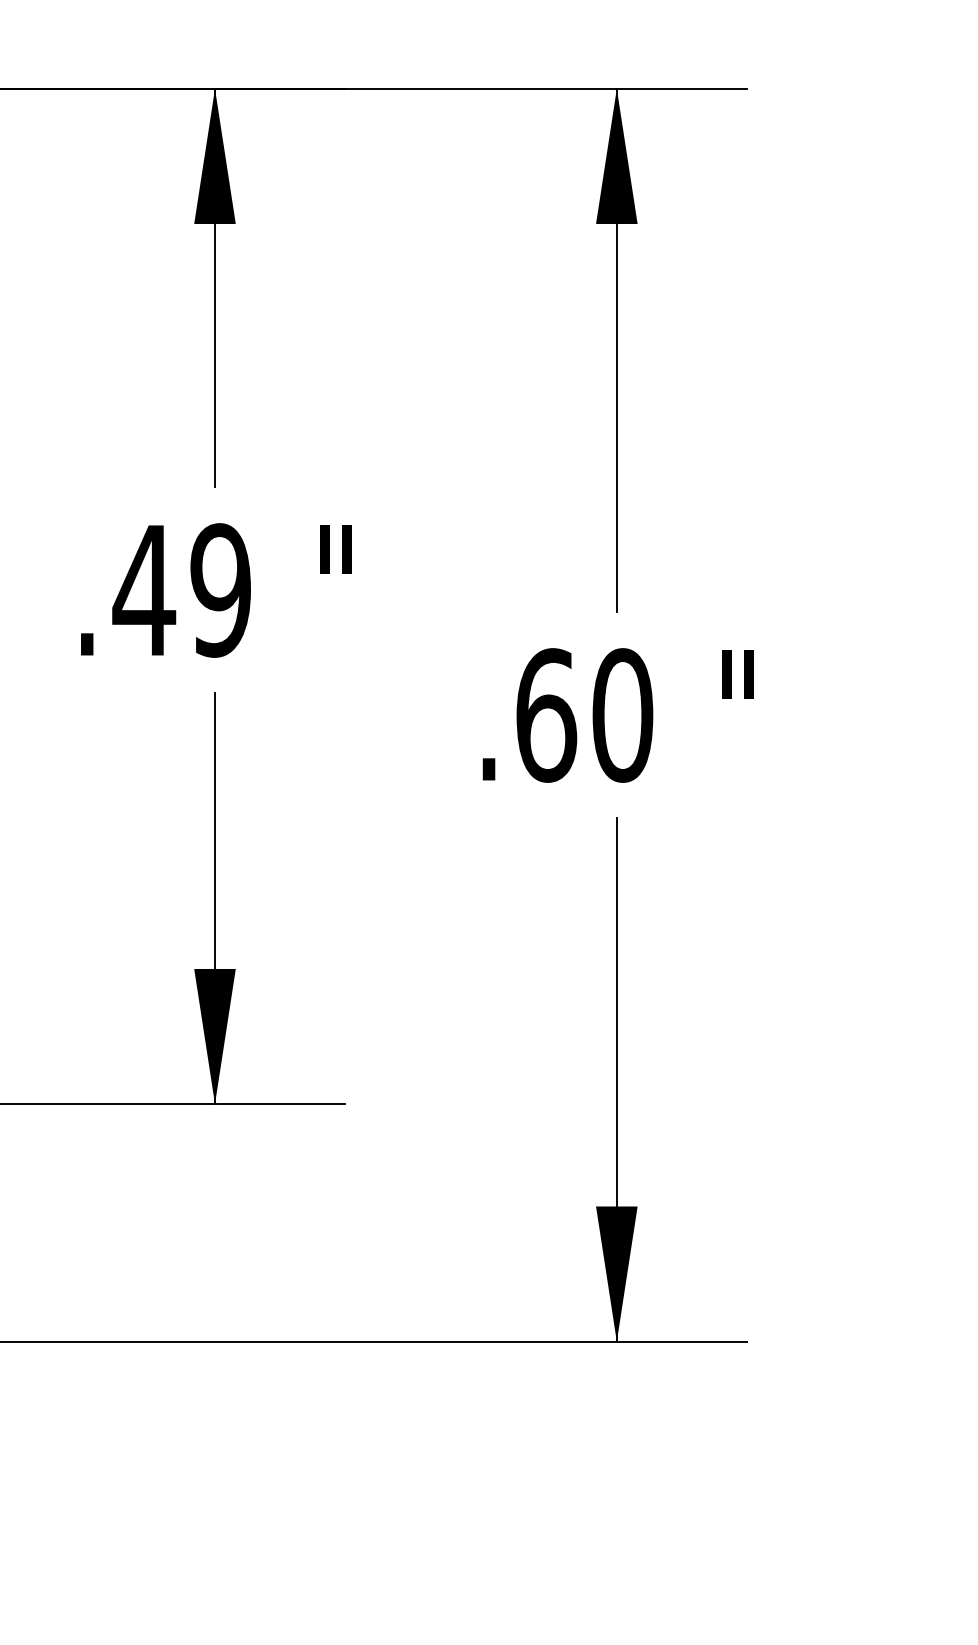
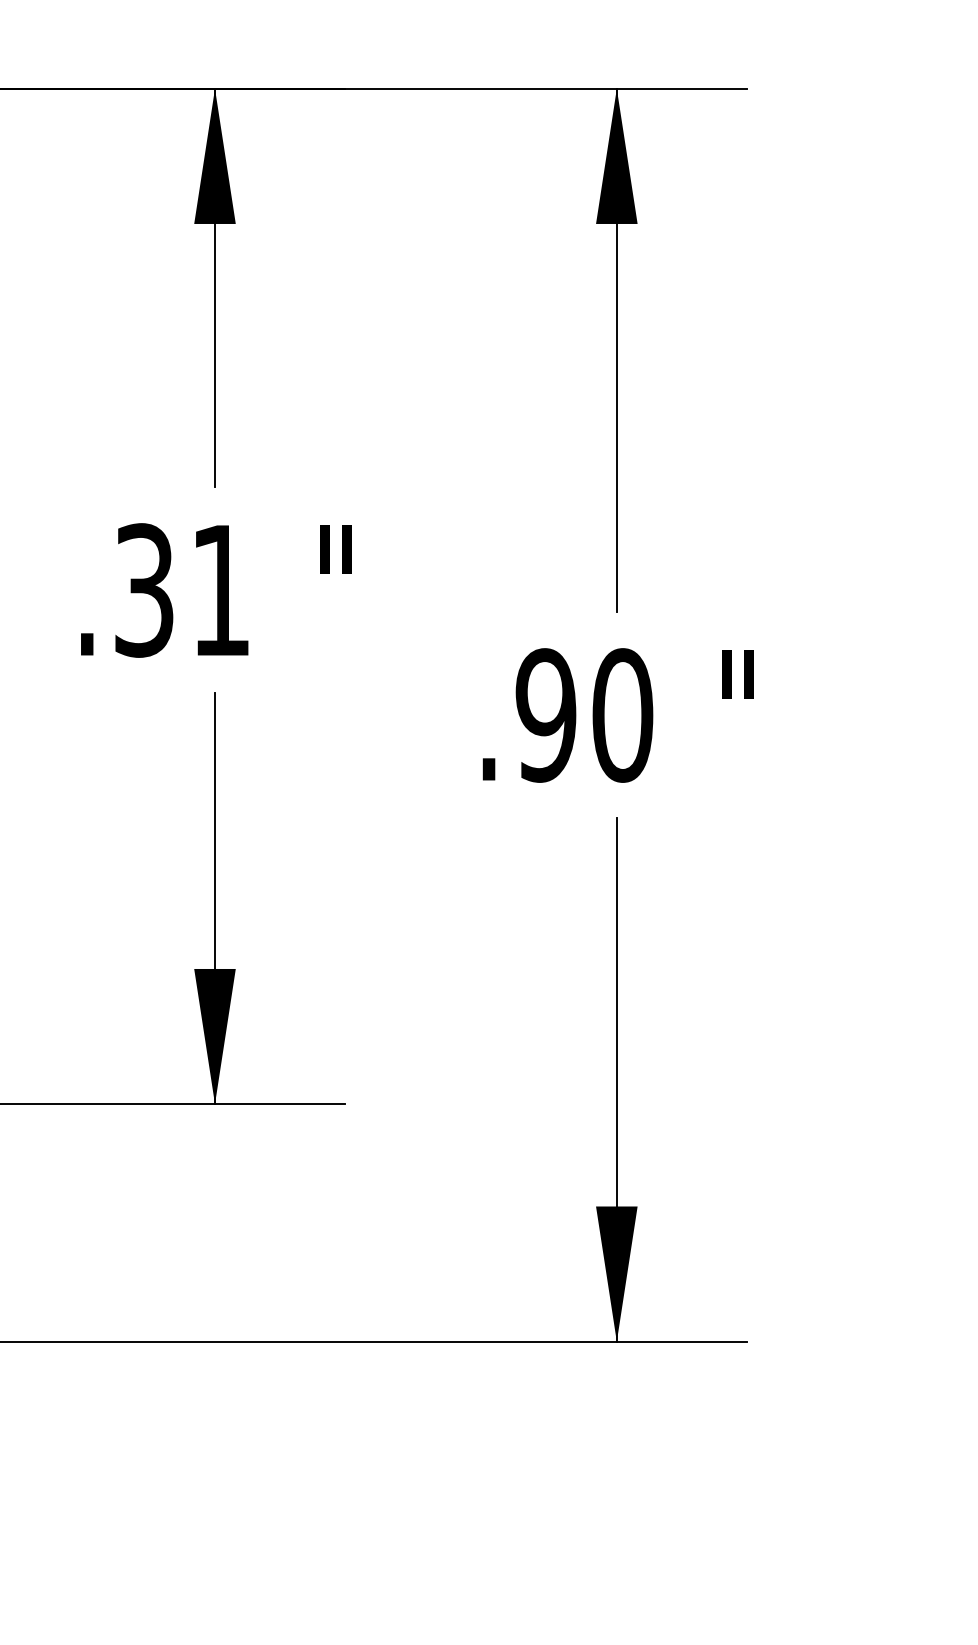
text: .49 -> .31 (181, 590)
text: .60 -> .90 (546, 715)
